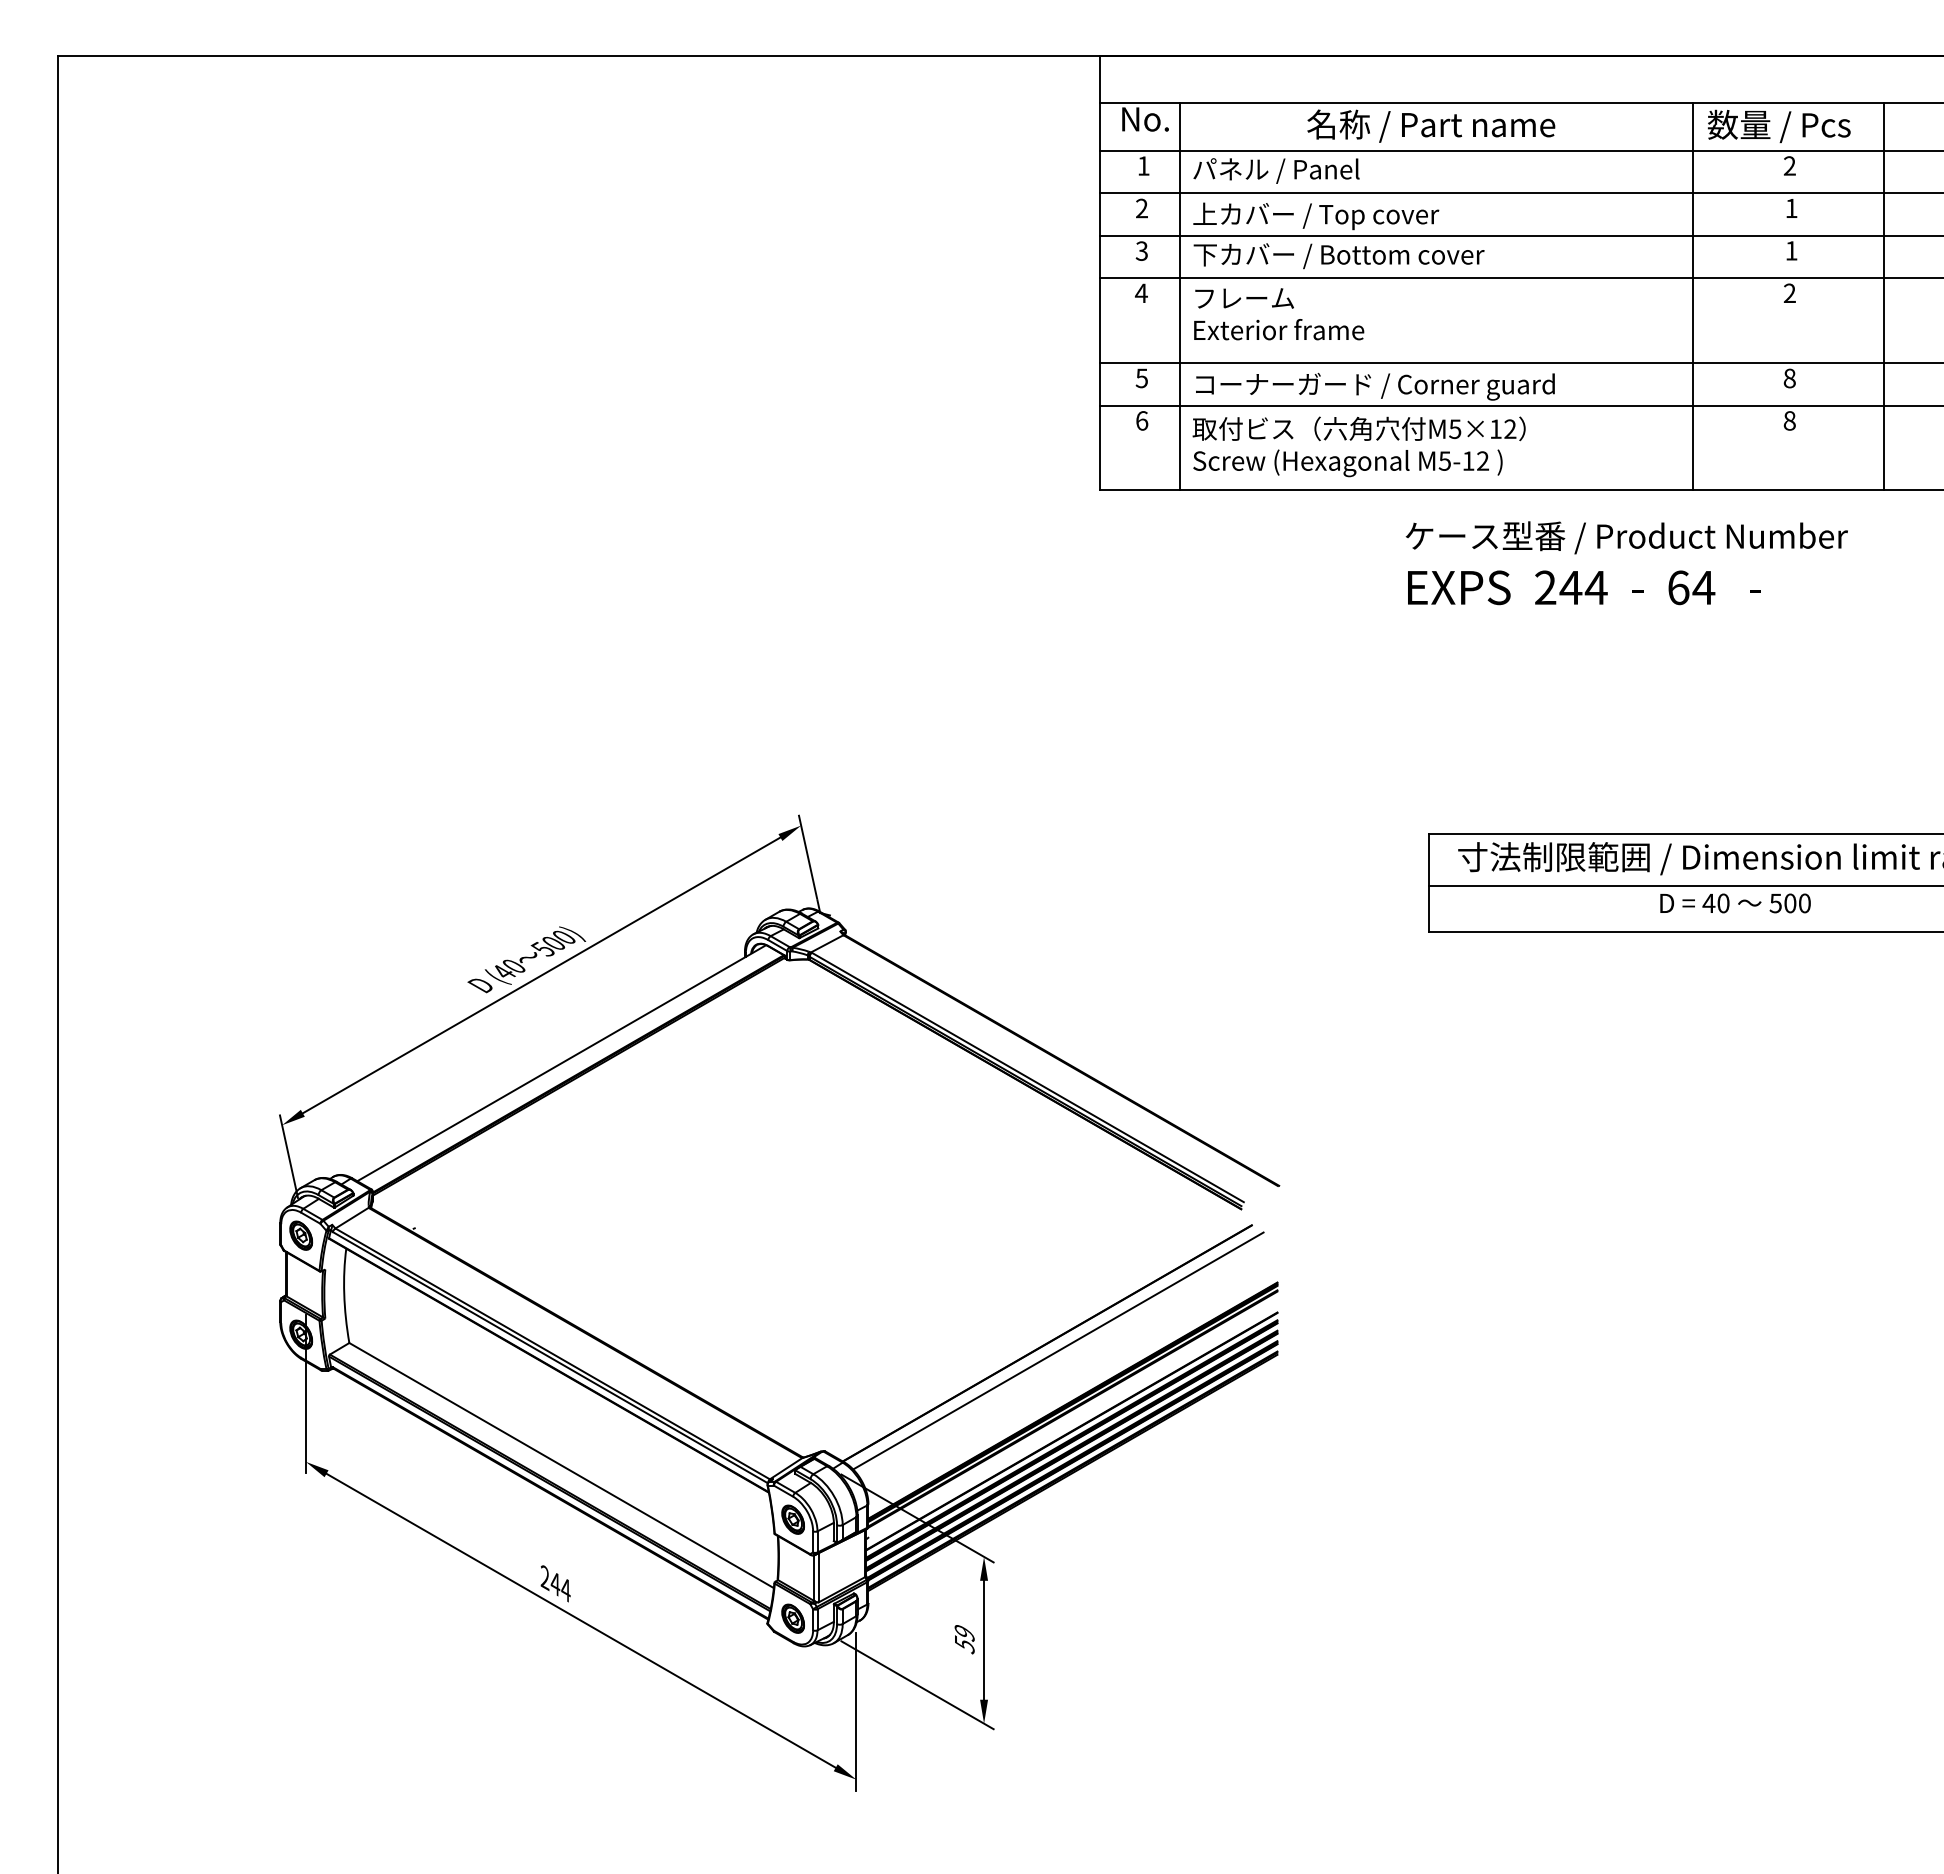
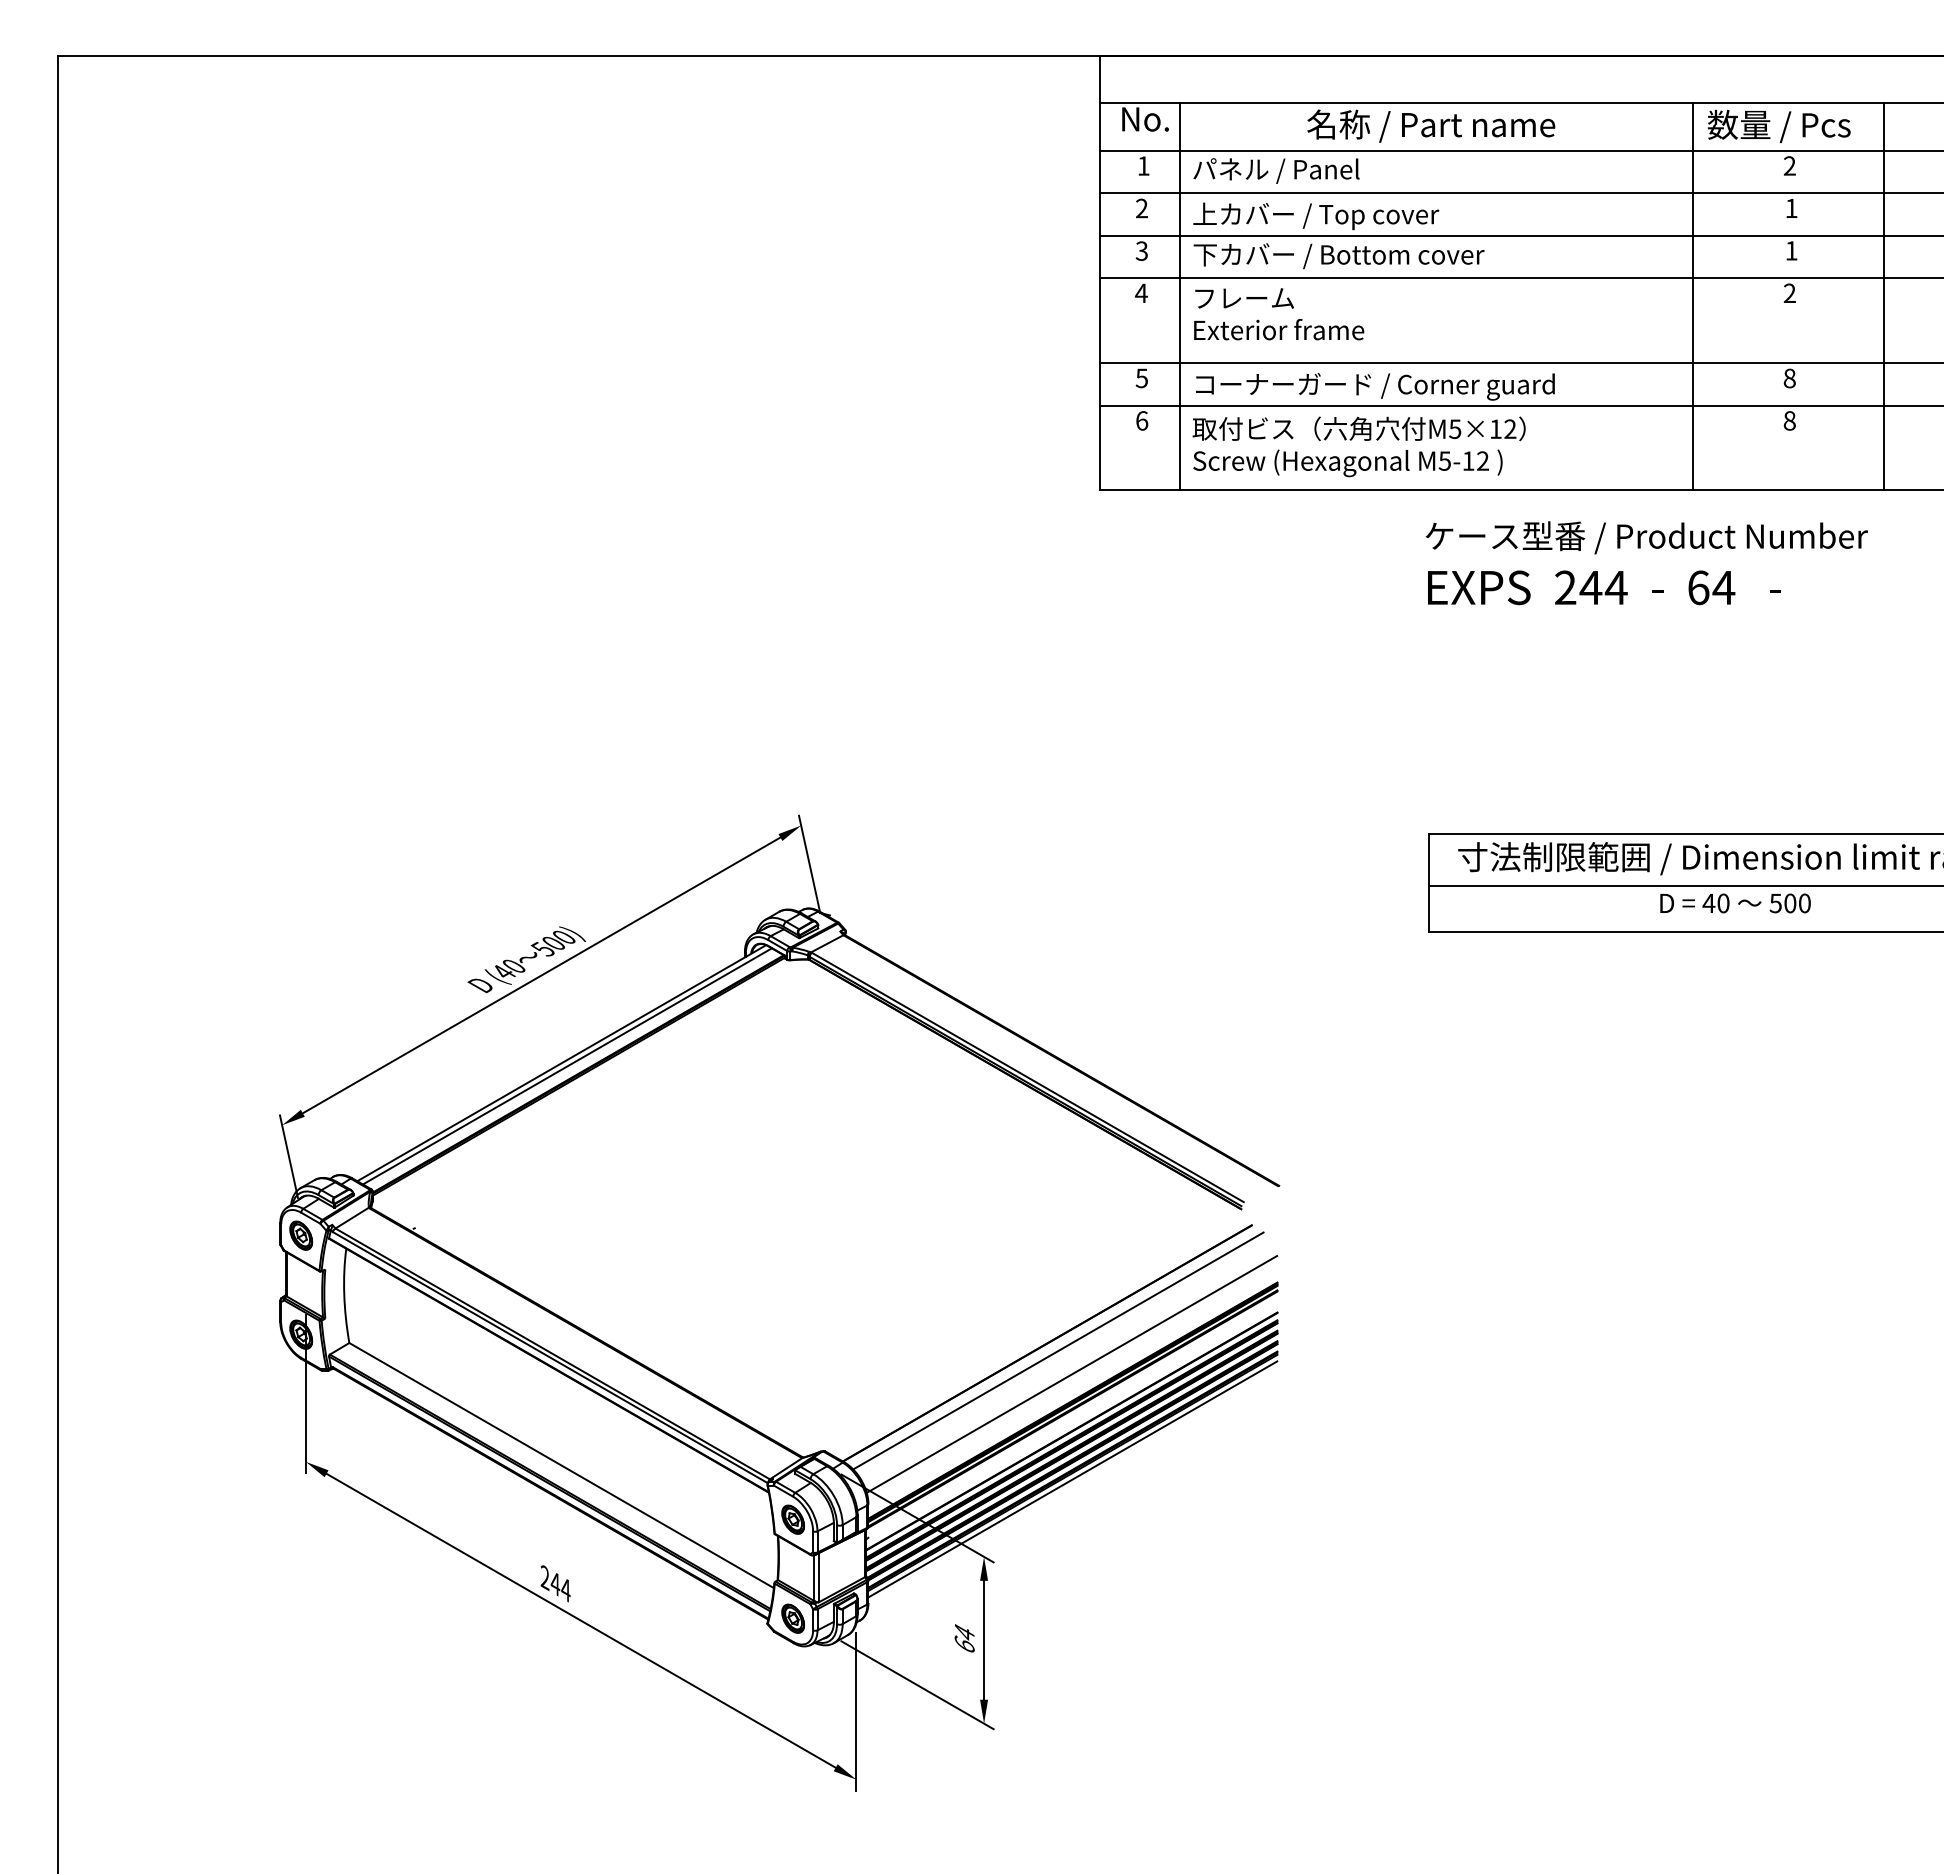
text position: (1626, 563) -> (1646, 563) (1646, 563)
line: none -> present (566, 1066)
line: none -> present (1071, 1373)
line: none -> present (1072, 1479)
text: 59 -> 64 (964, 1639)
